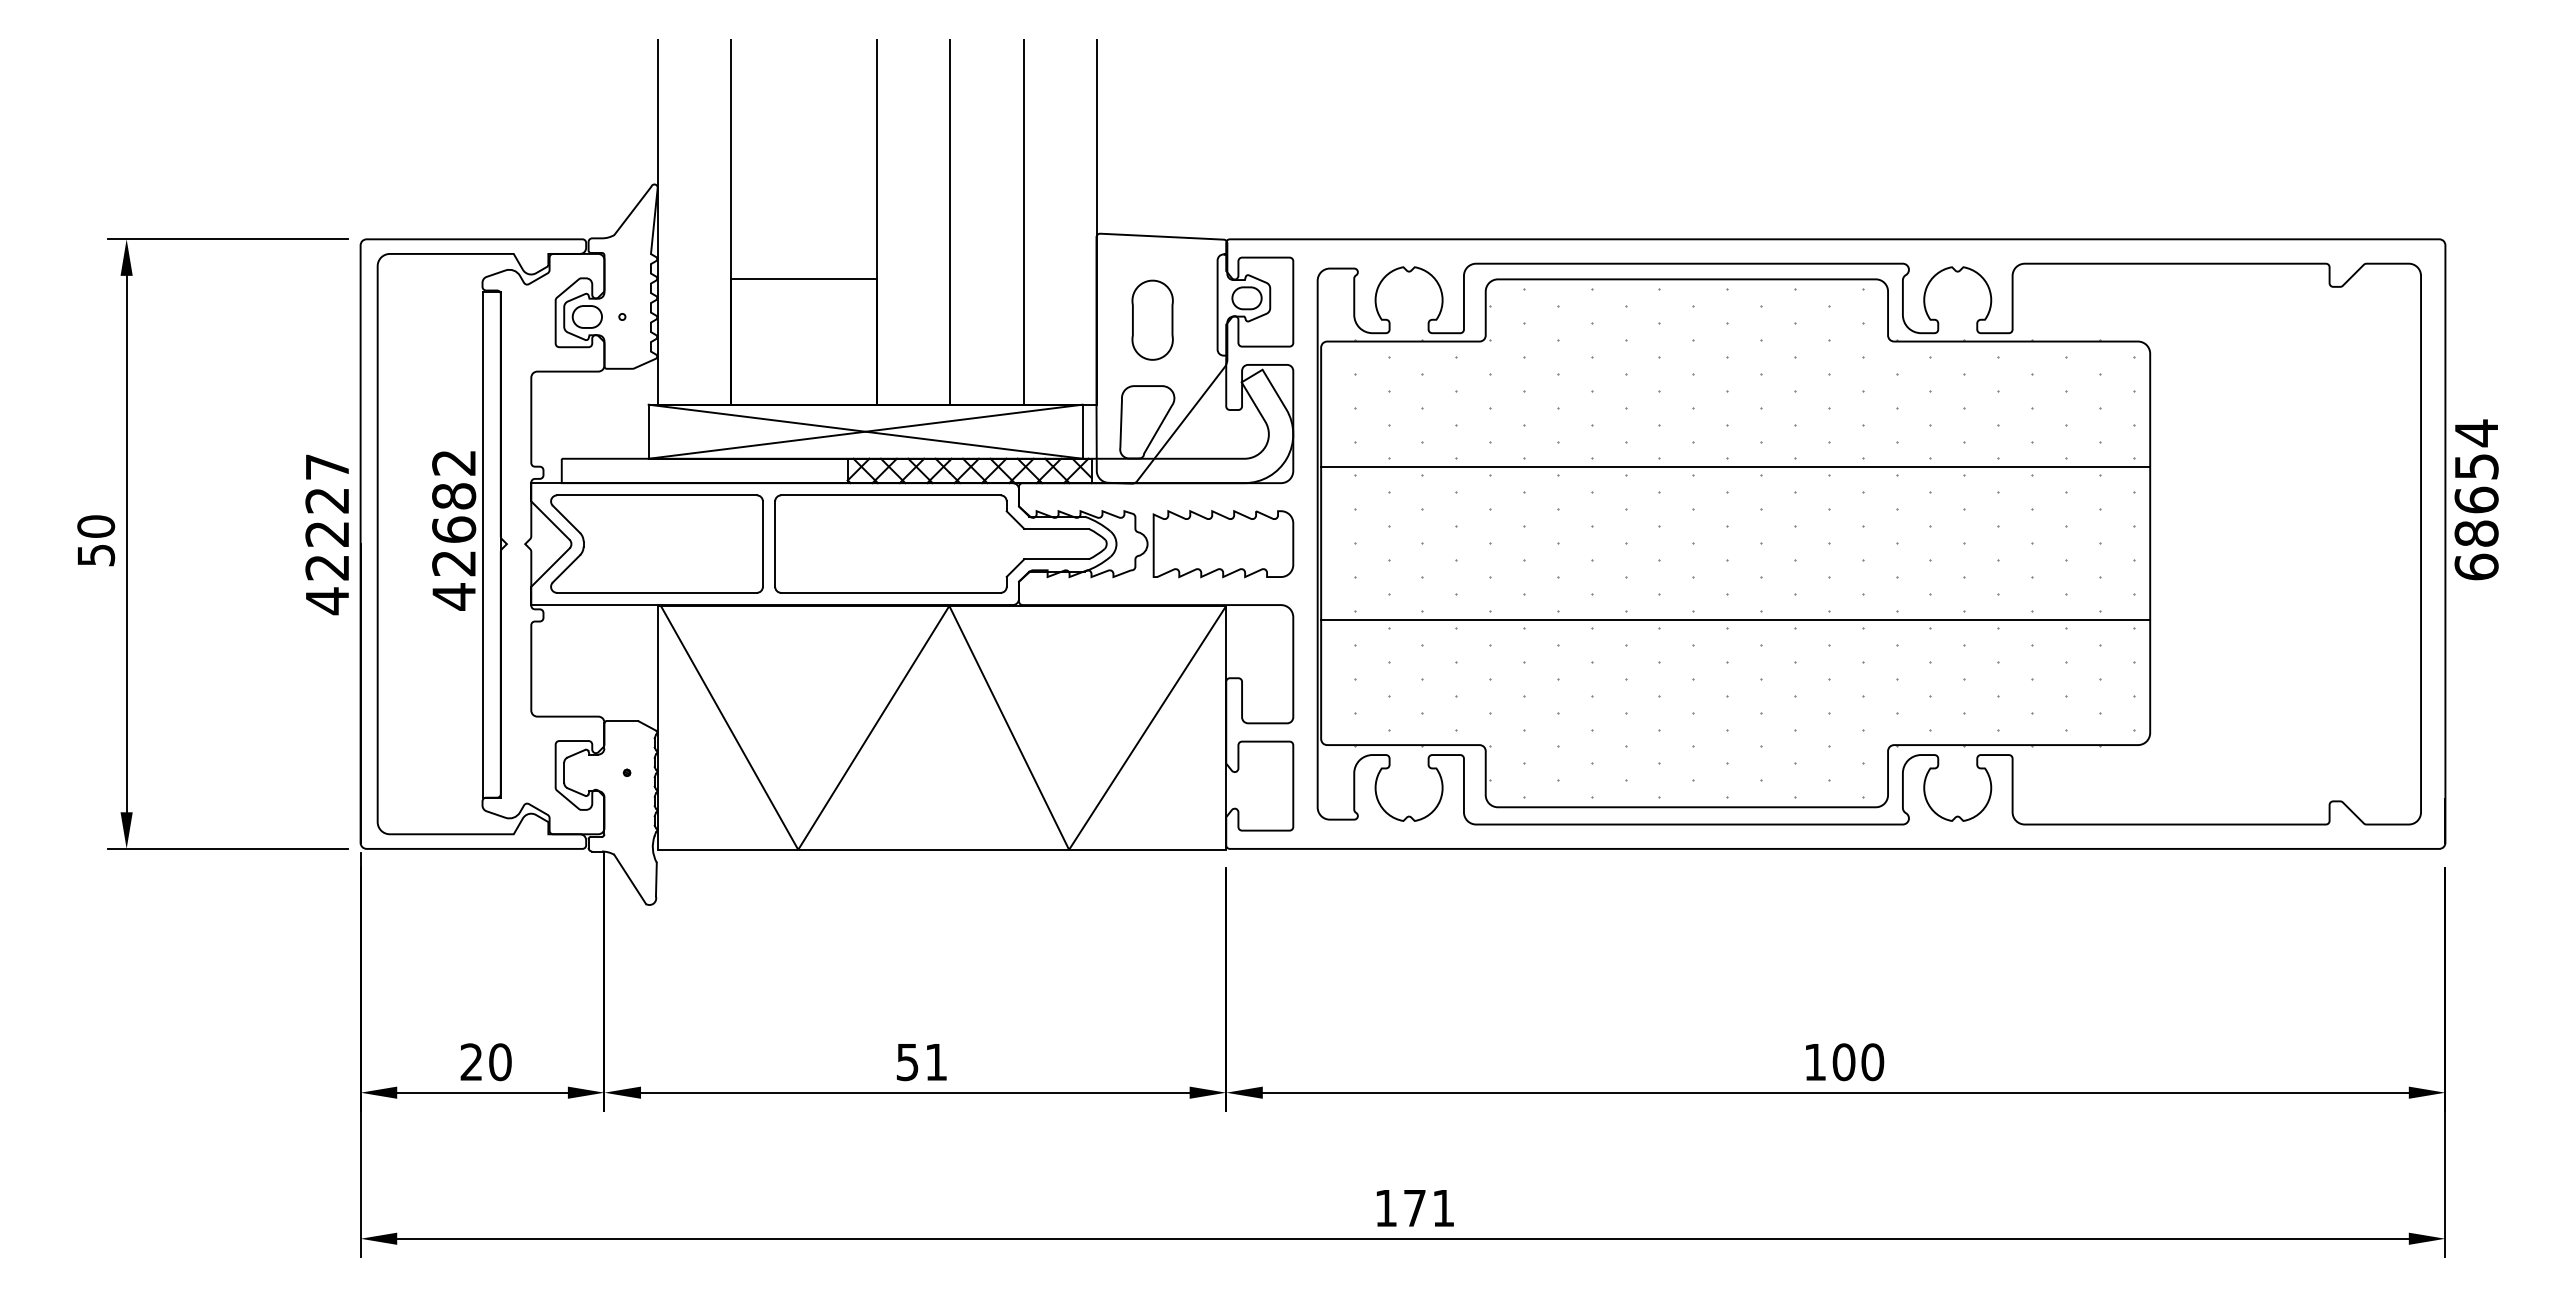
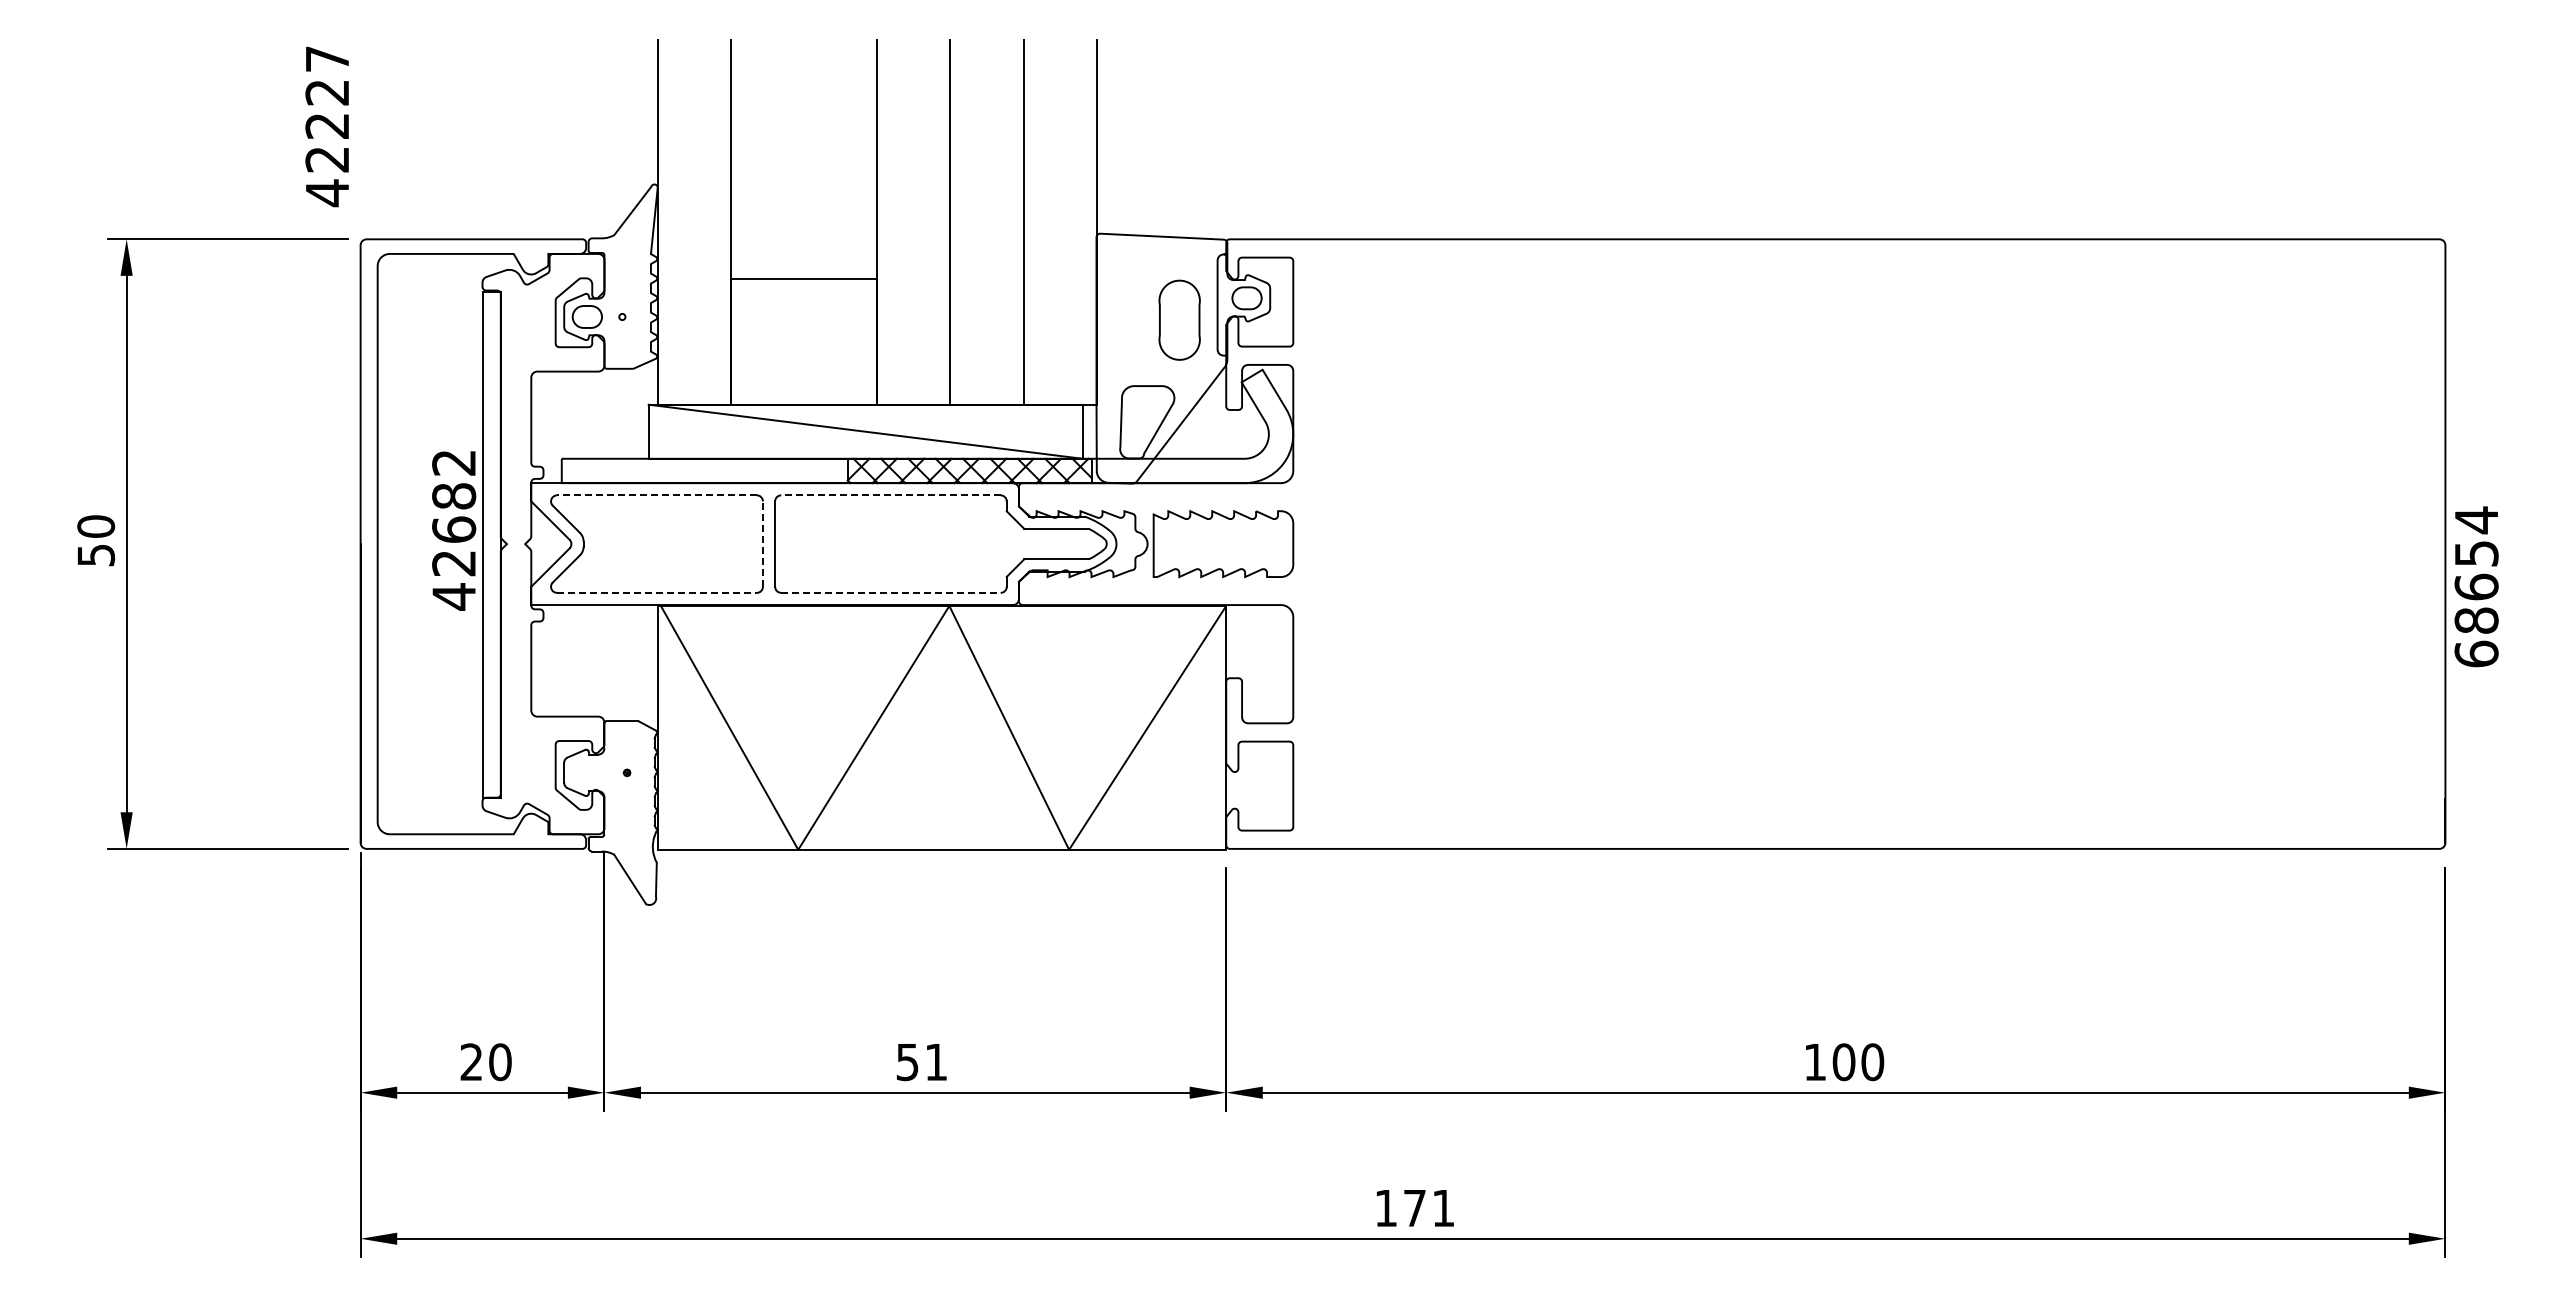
part position: (1152, 319) -> (1179, 319) (1179, 319)
line: present -> none (865, 431)
line: solid -> dashed (657, 495)
line: solid -> dashed (890, 495)
text position: (2476, 499) -> (2476, 586) (2476, 586)
text position: (326, 534) -> (326, 126) (326, 126)
part: present -> none (1868, 543)
line: solid -> dashed (762, 544)
line: solid -> dashed (657, 592)
line: solid -> dashed (890, 592)
